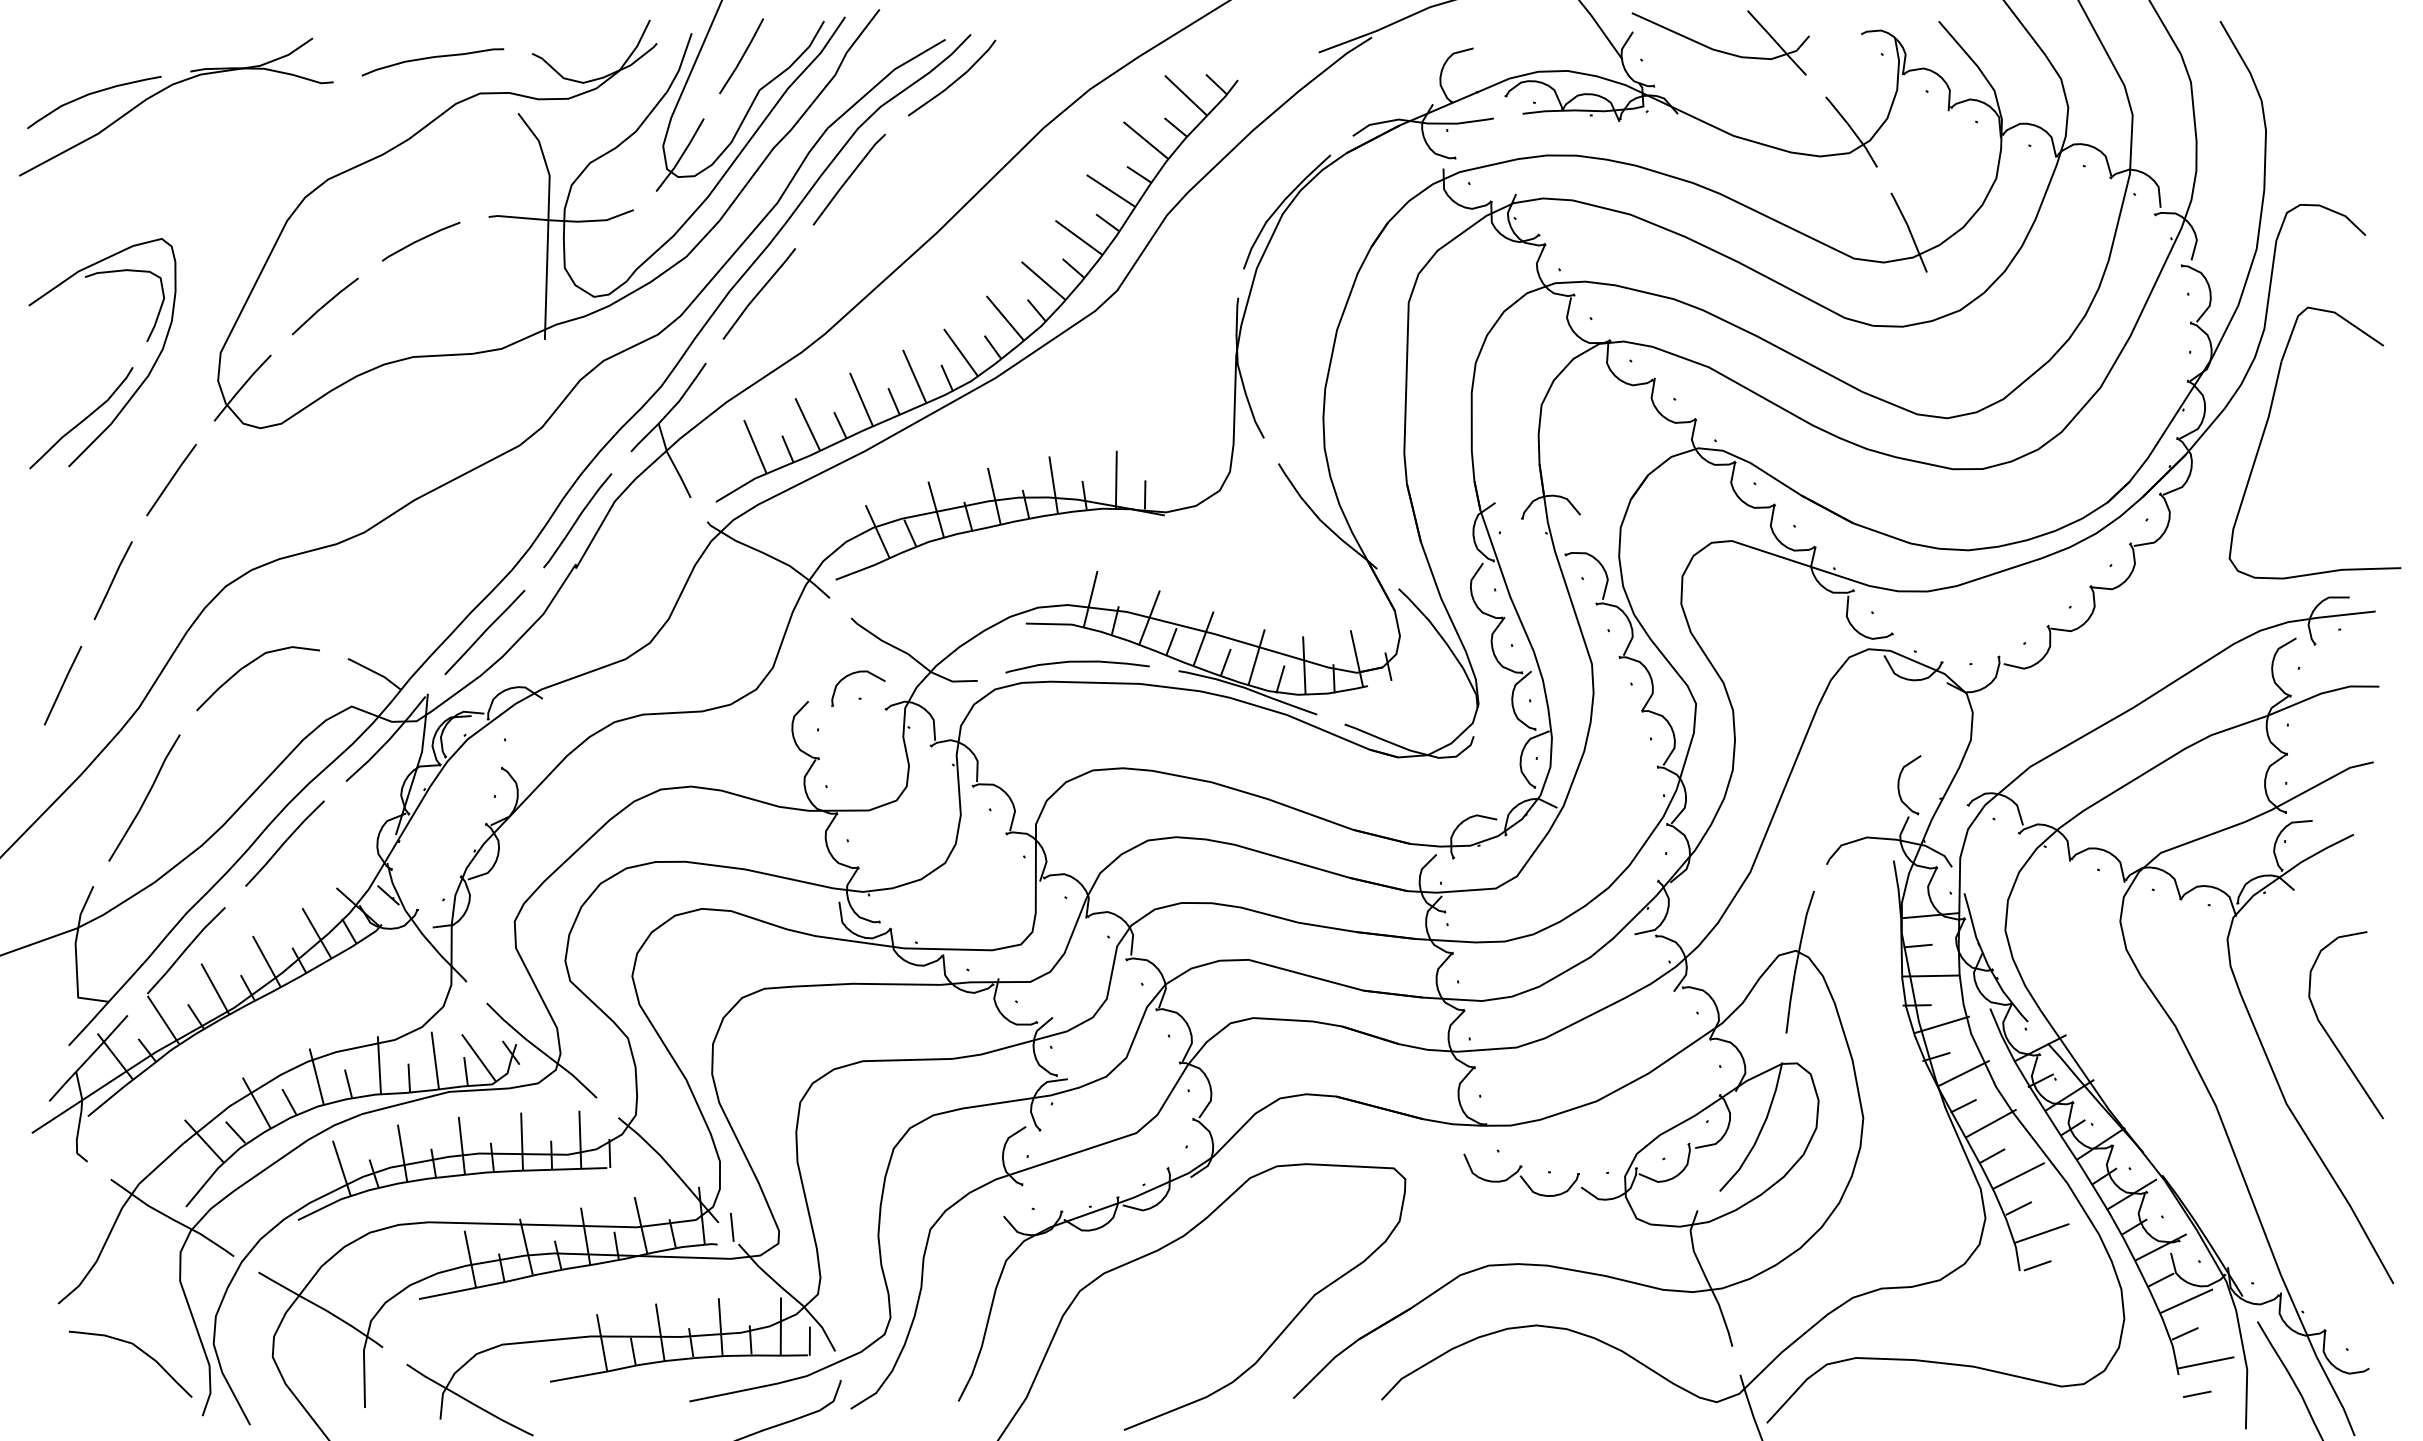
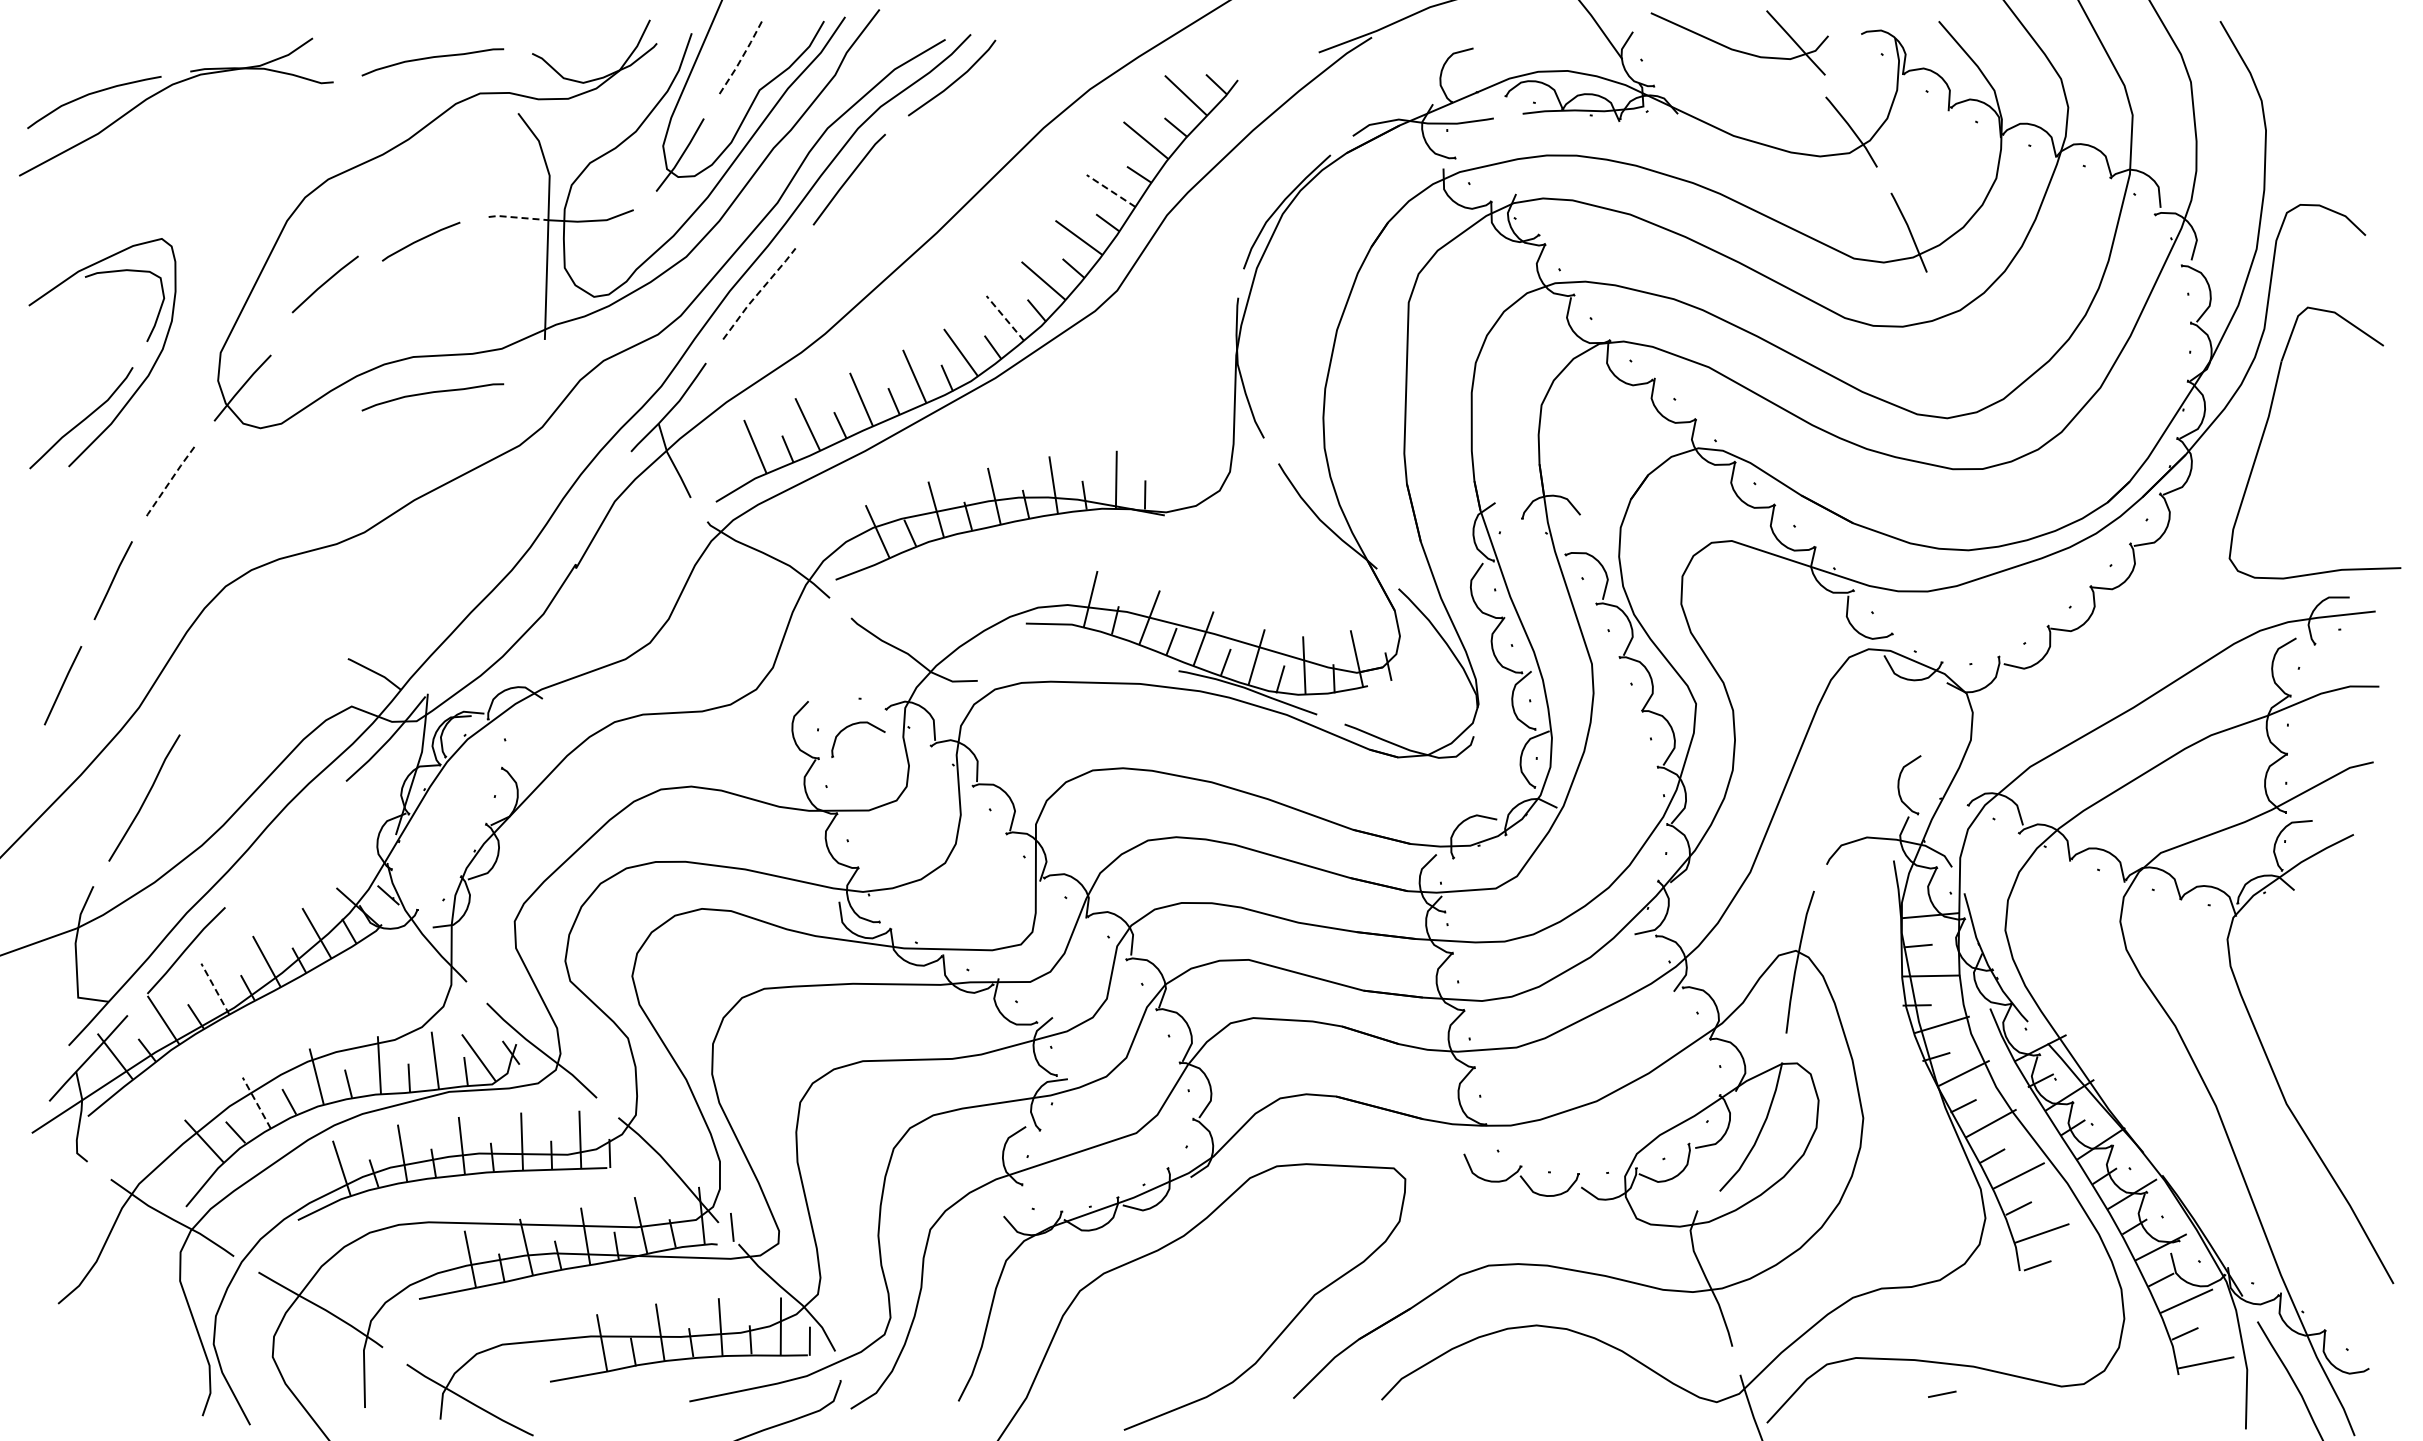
part position: (1717, 49) -> (1736, 49) (1736, 49)
line: solid -> dashed (742, 56)
line: solid -> dashed (1110, 190)
line: solid -> dashed (517, 217)
line: solid -> dashed (758, 293)
line position: (324, 306) -> (324, 284) (324, 284)
line: solid -> dashed (1005, 318)
curve: none -> present (432, 393)
line: solid -> dashed (171, 479)
curve: present -> none (577, 520)
line: present -> none (484, 632)
curve: present -> none (1077, 662)
curve: present -> none (250, 664)
part position: (853, 674) -> (853, 725) (853, 725)
line: present -> none (284, 843)
line: solid -> dashed (215, 989)
curve: present -> none (2330, 1036)
line: solid -> dashed (256, 1102)
curve: present -> none (139, 1350)
line position: (2197, 1393) -> (1942, 1393) (1942, 1393)
